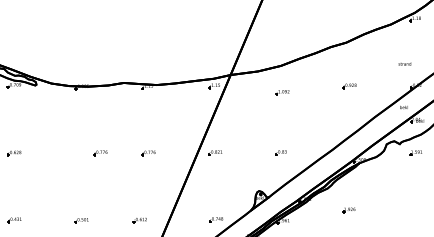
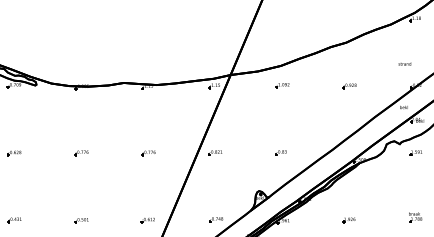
part position: (282, 92) -> (282, 85) (282, 85)
part position: (100, 153) -> (81, 153) (81, 153)
part position: (348, 210) -> (348, 220) (348, 220)
part: none -> present (415, 217)
part position: (139, 220) -> (147, 220) (147, 220)
